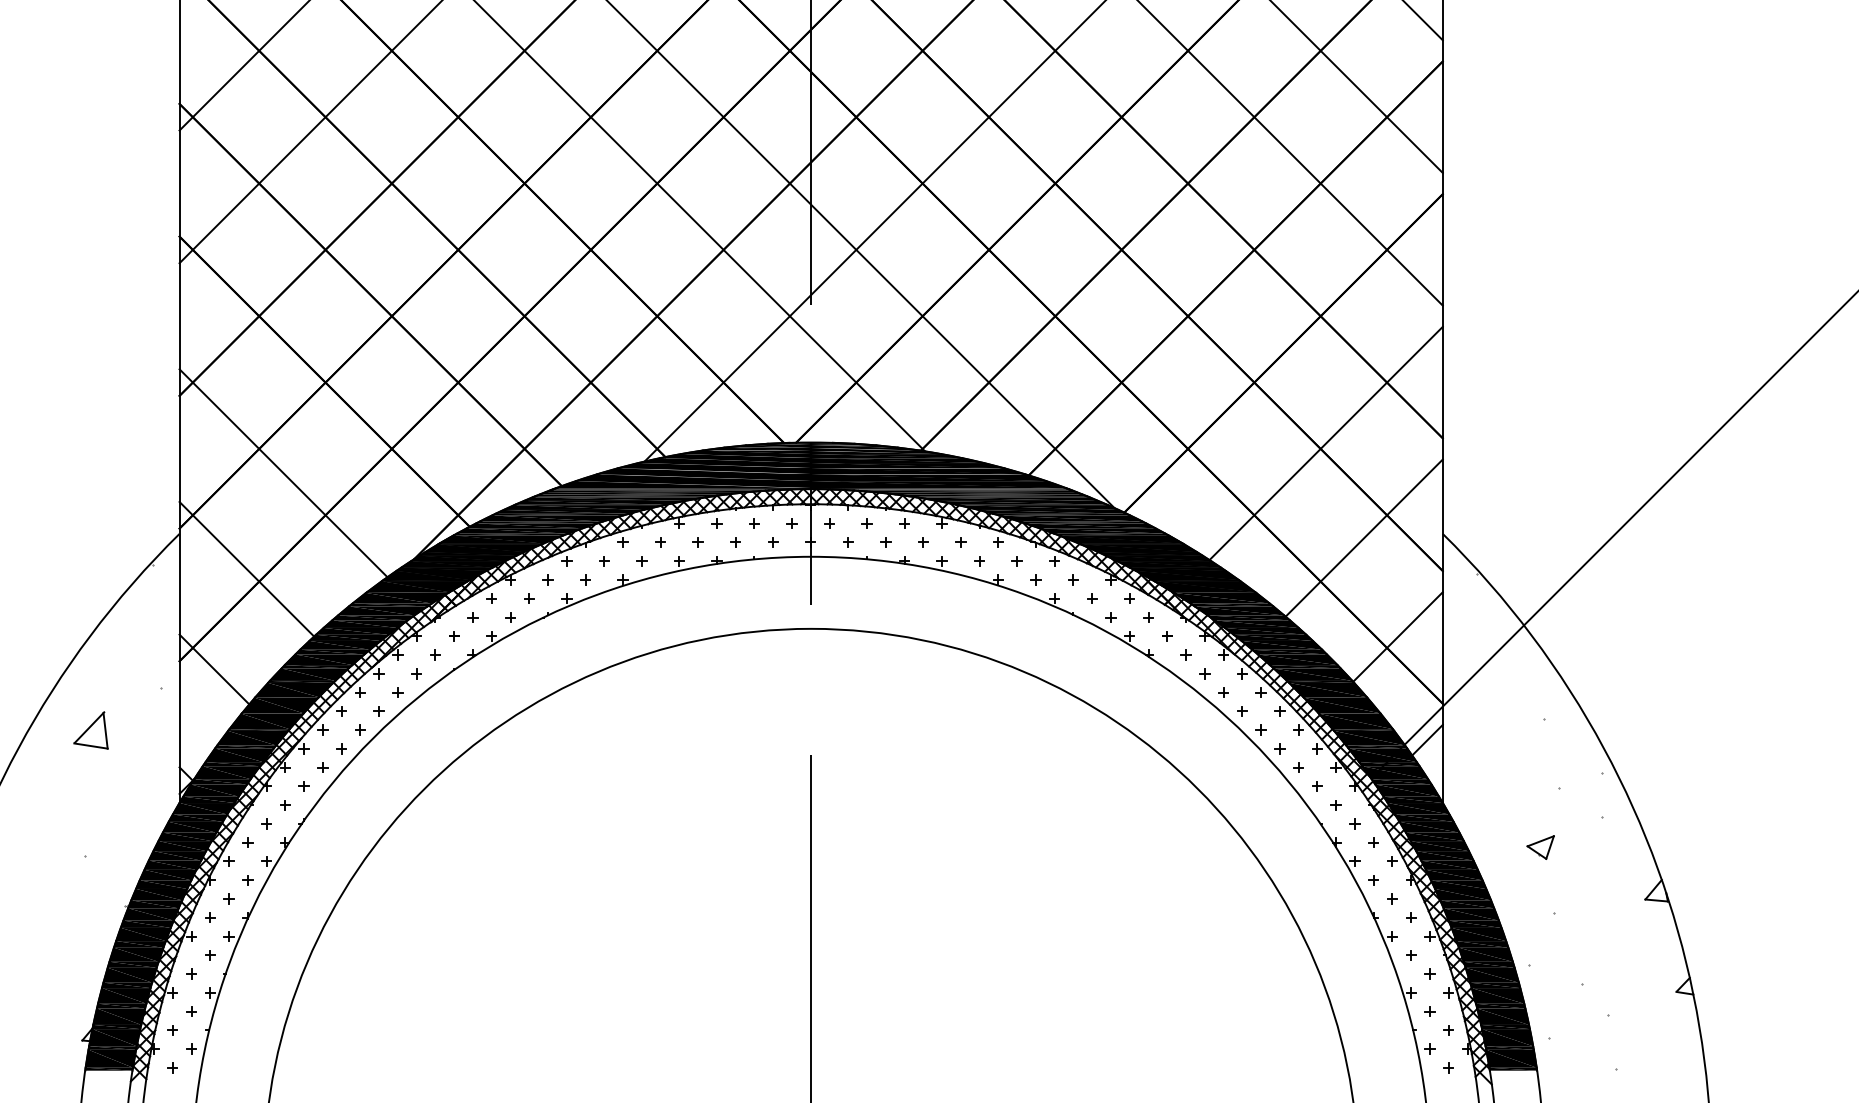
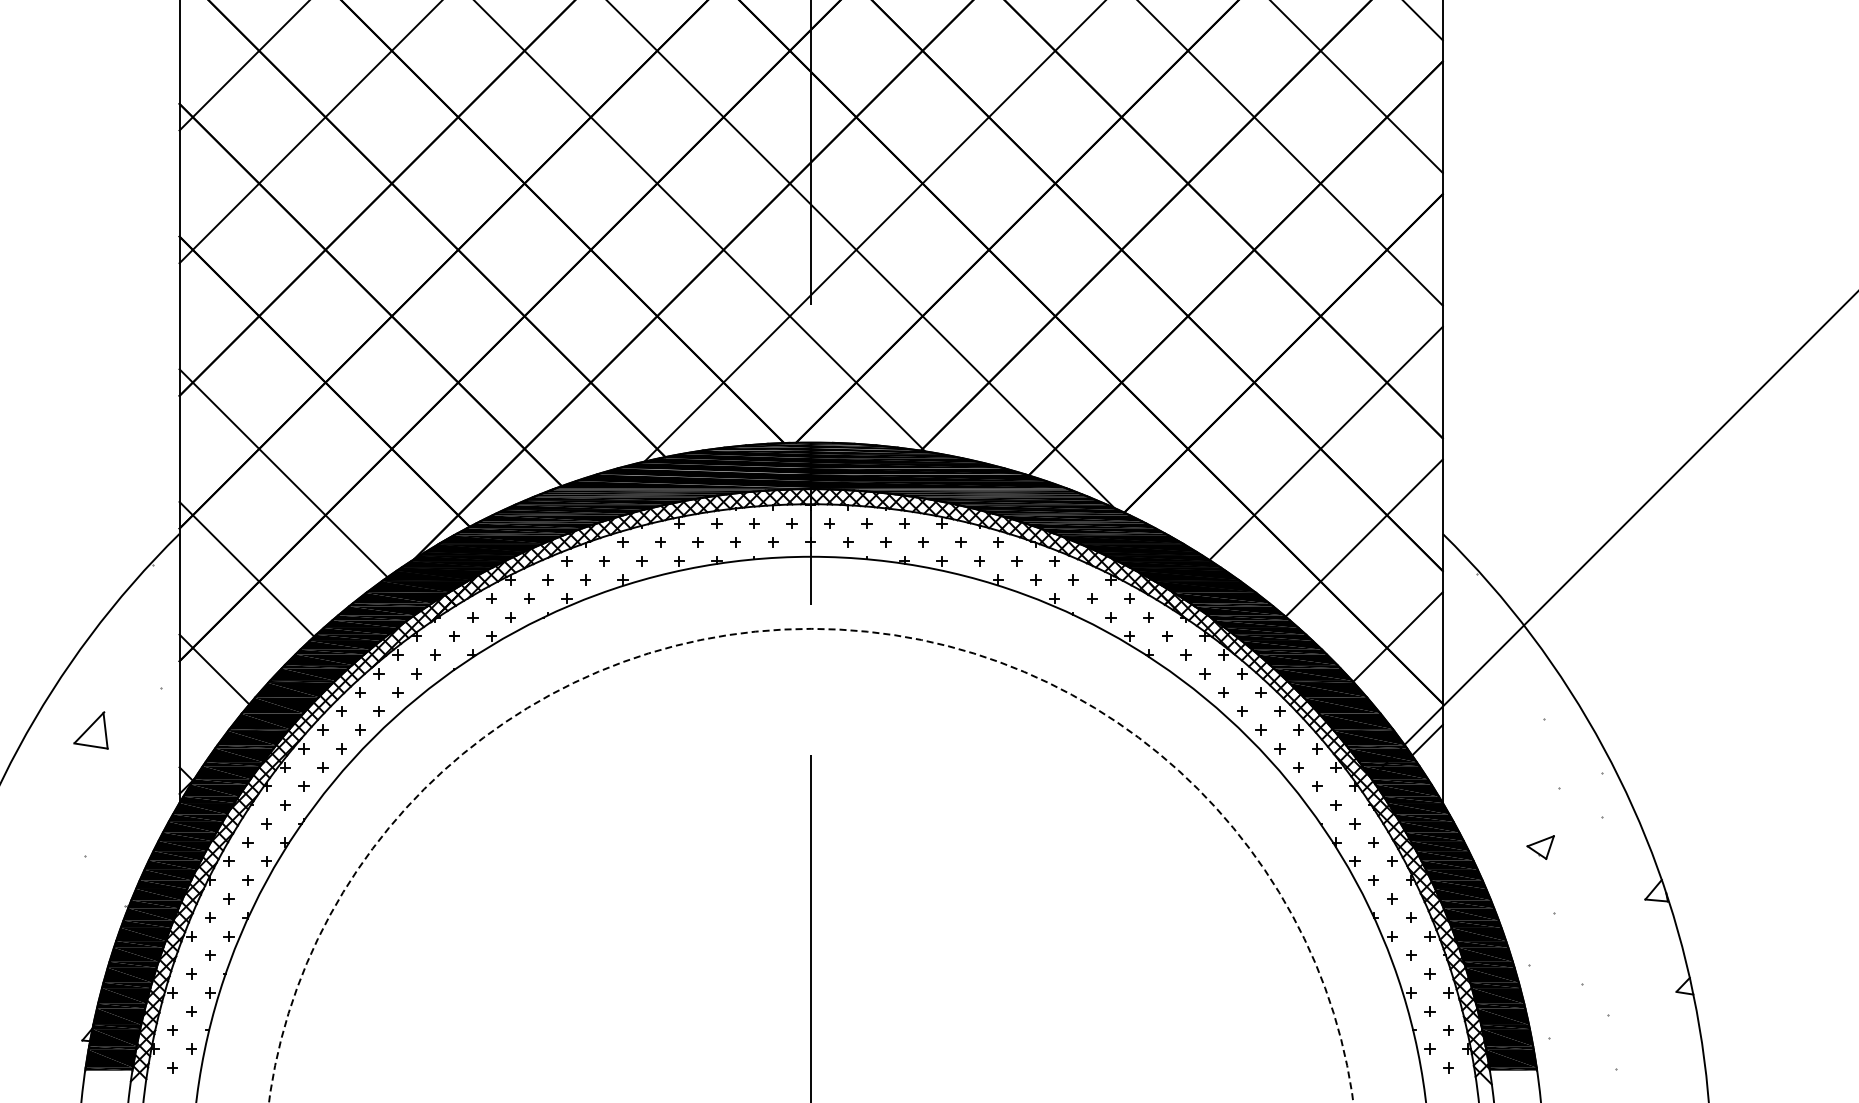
circle: solid -> dashed (811, 865)
